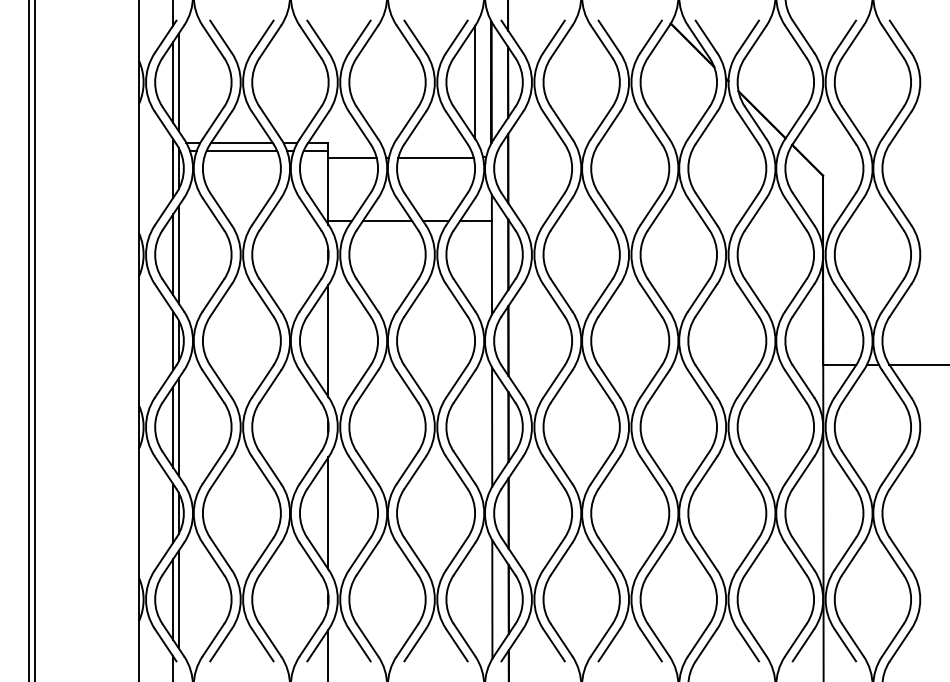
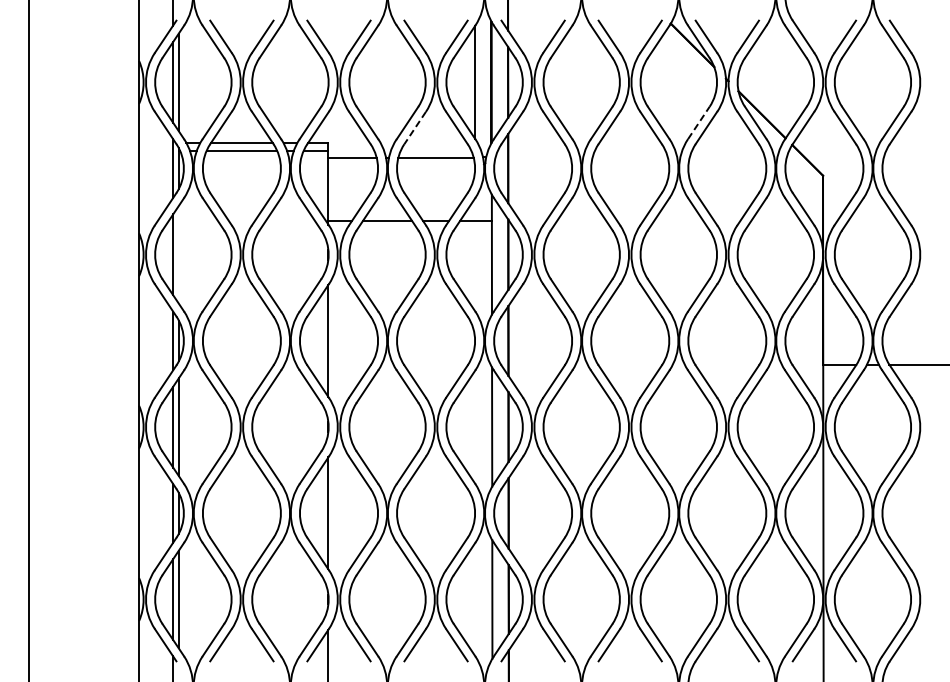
line: solid -> dashed (699, 122)
line: solid -> dashed (414, 128)
line: present -> none (178, 254)
line: present -> none (34, 340)
